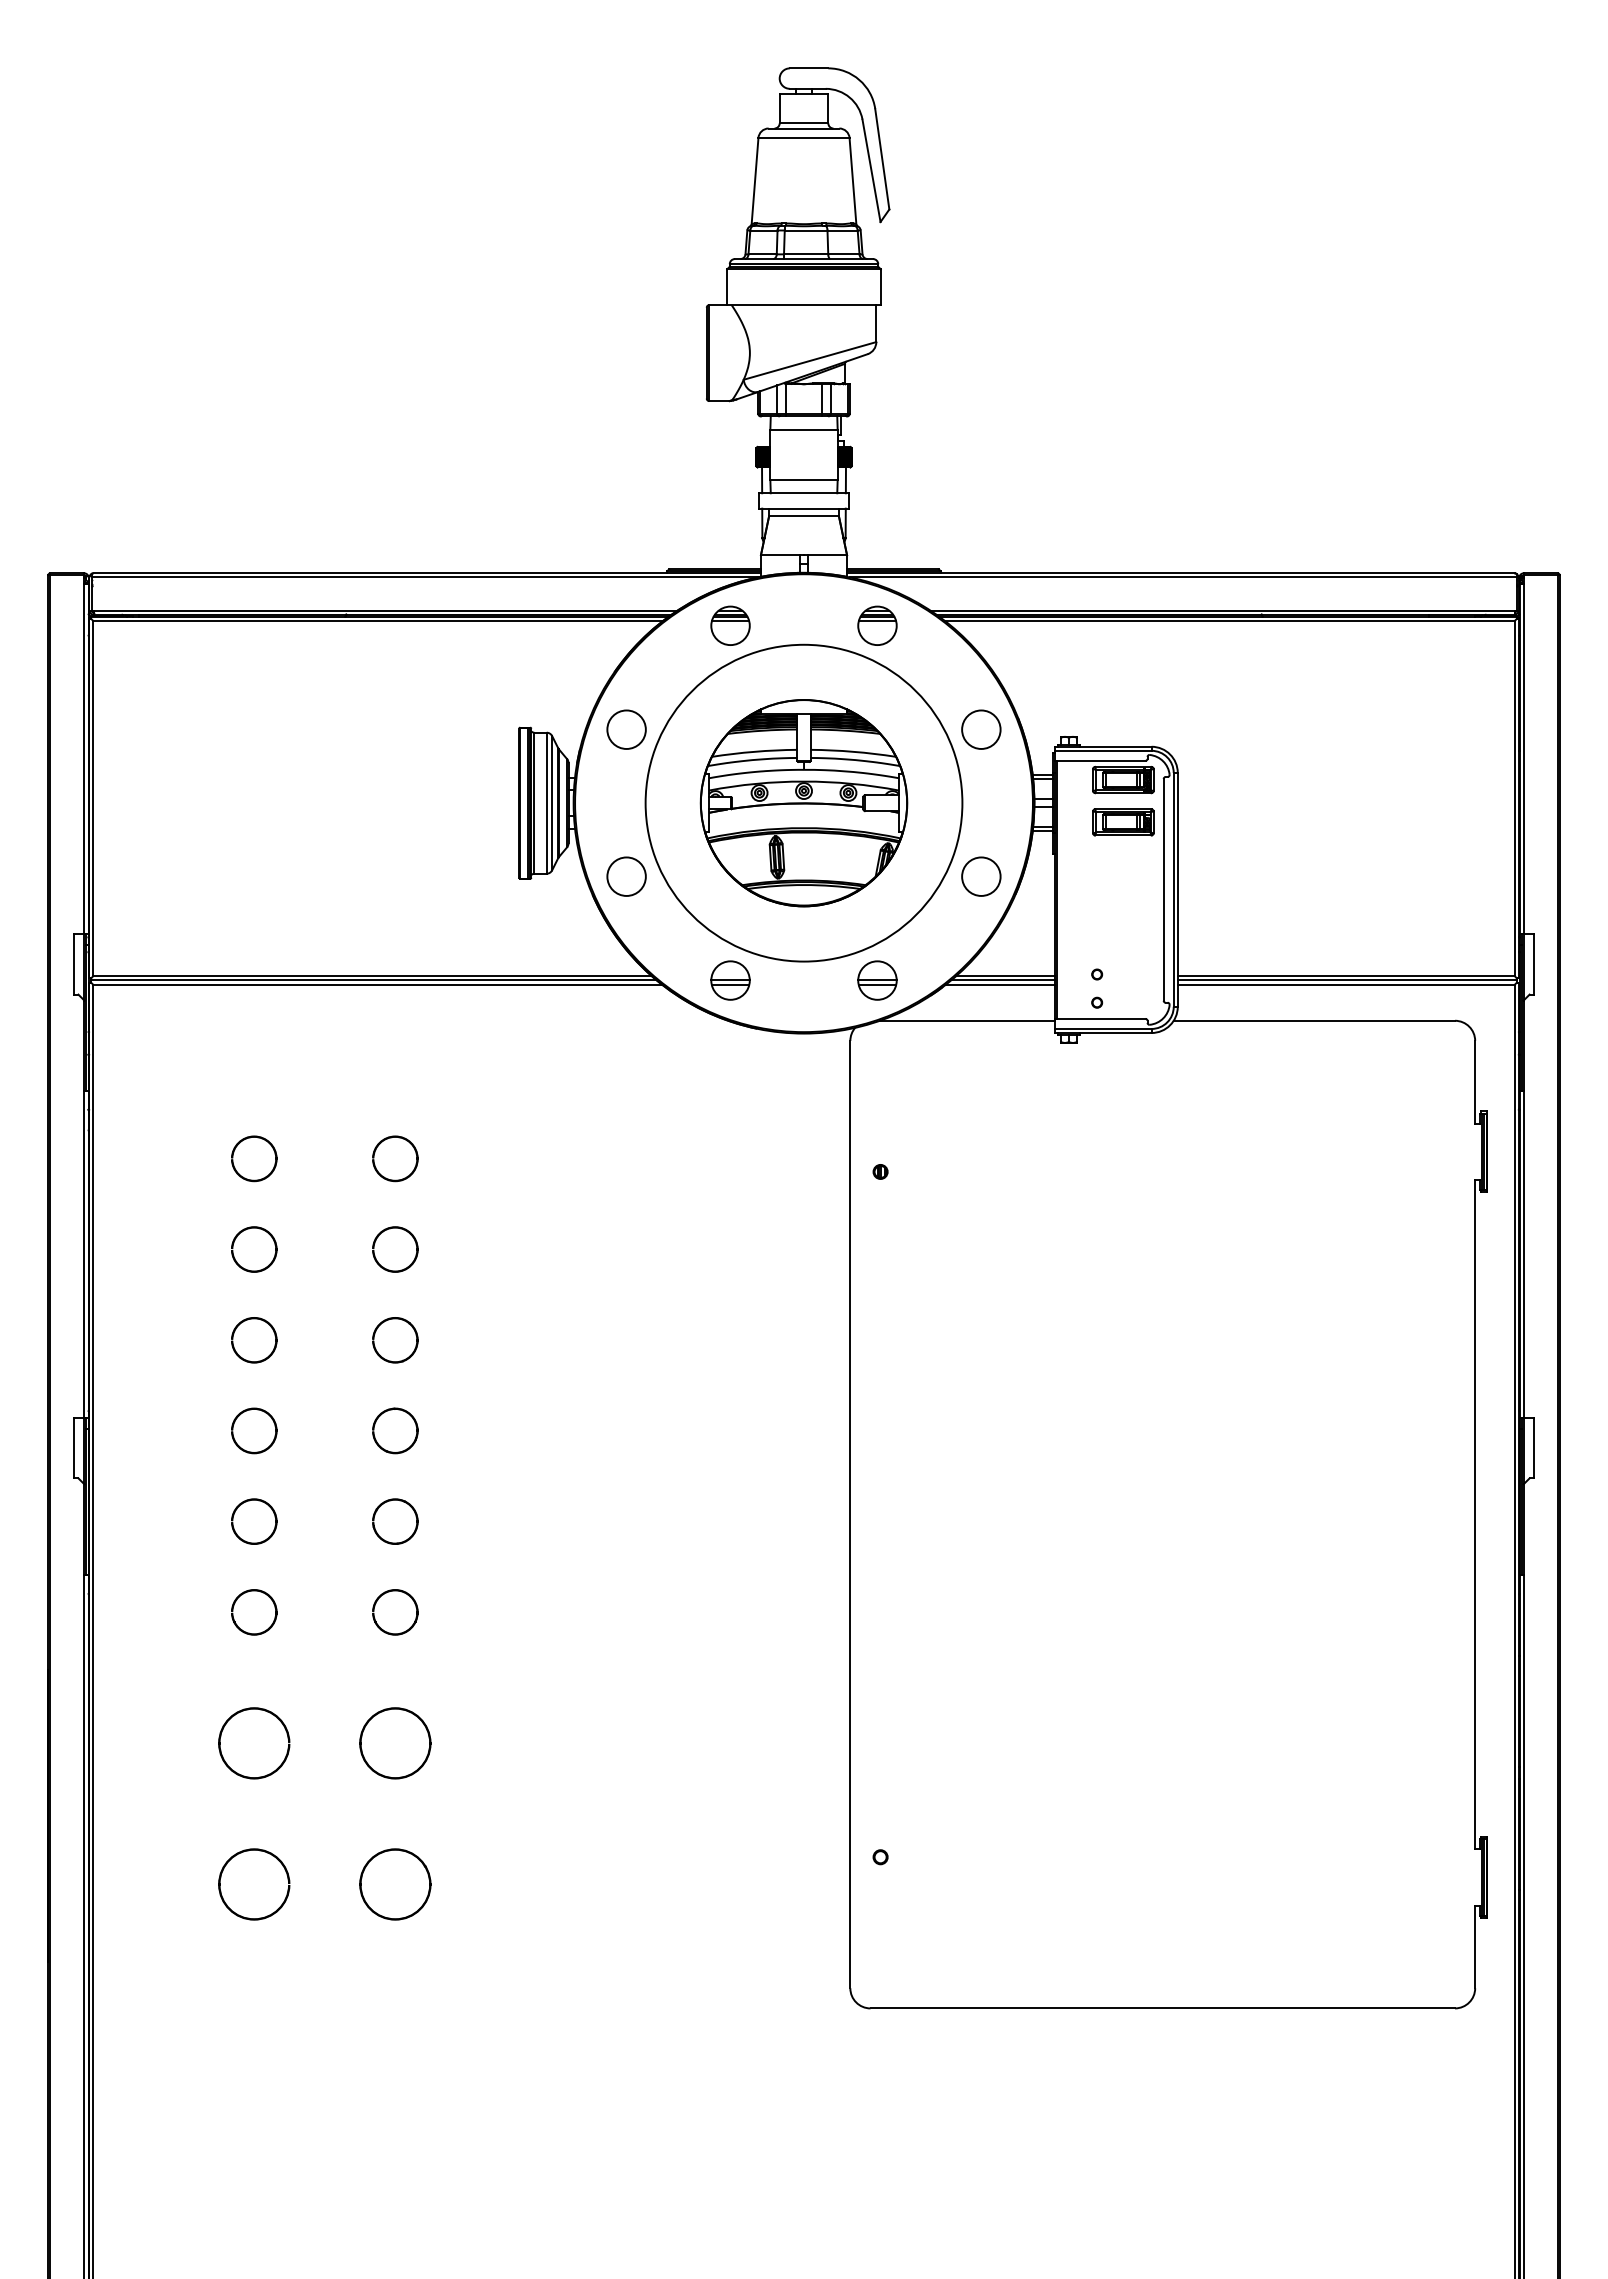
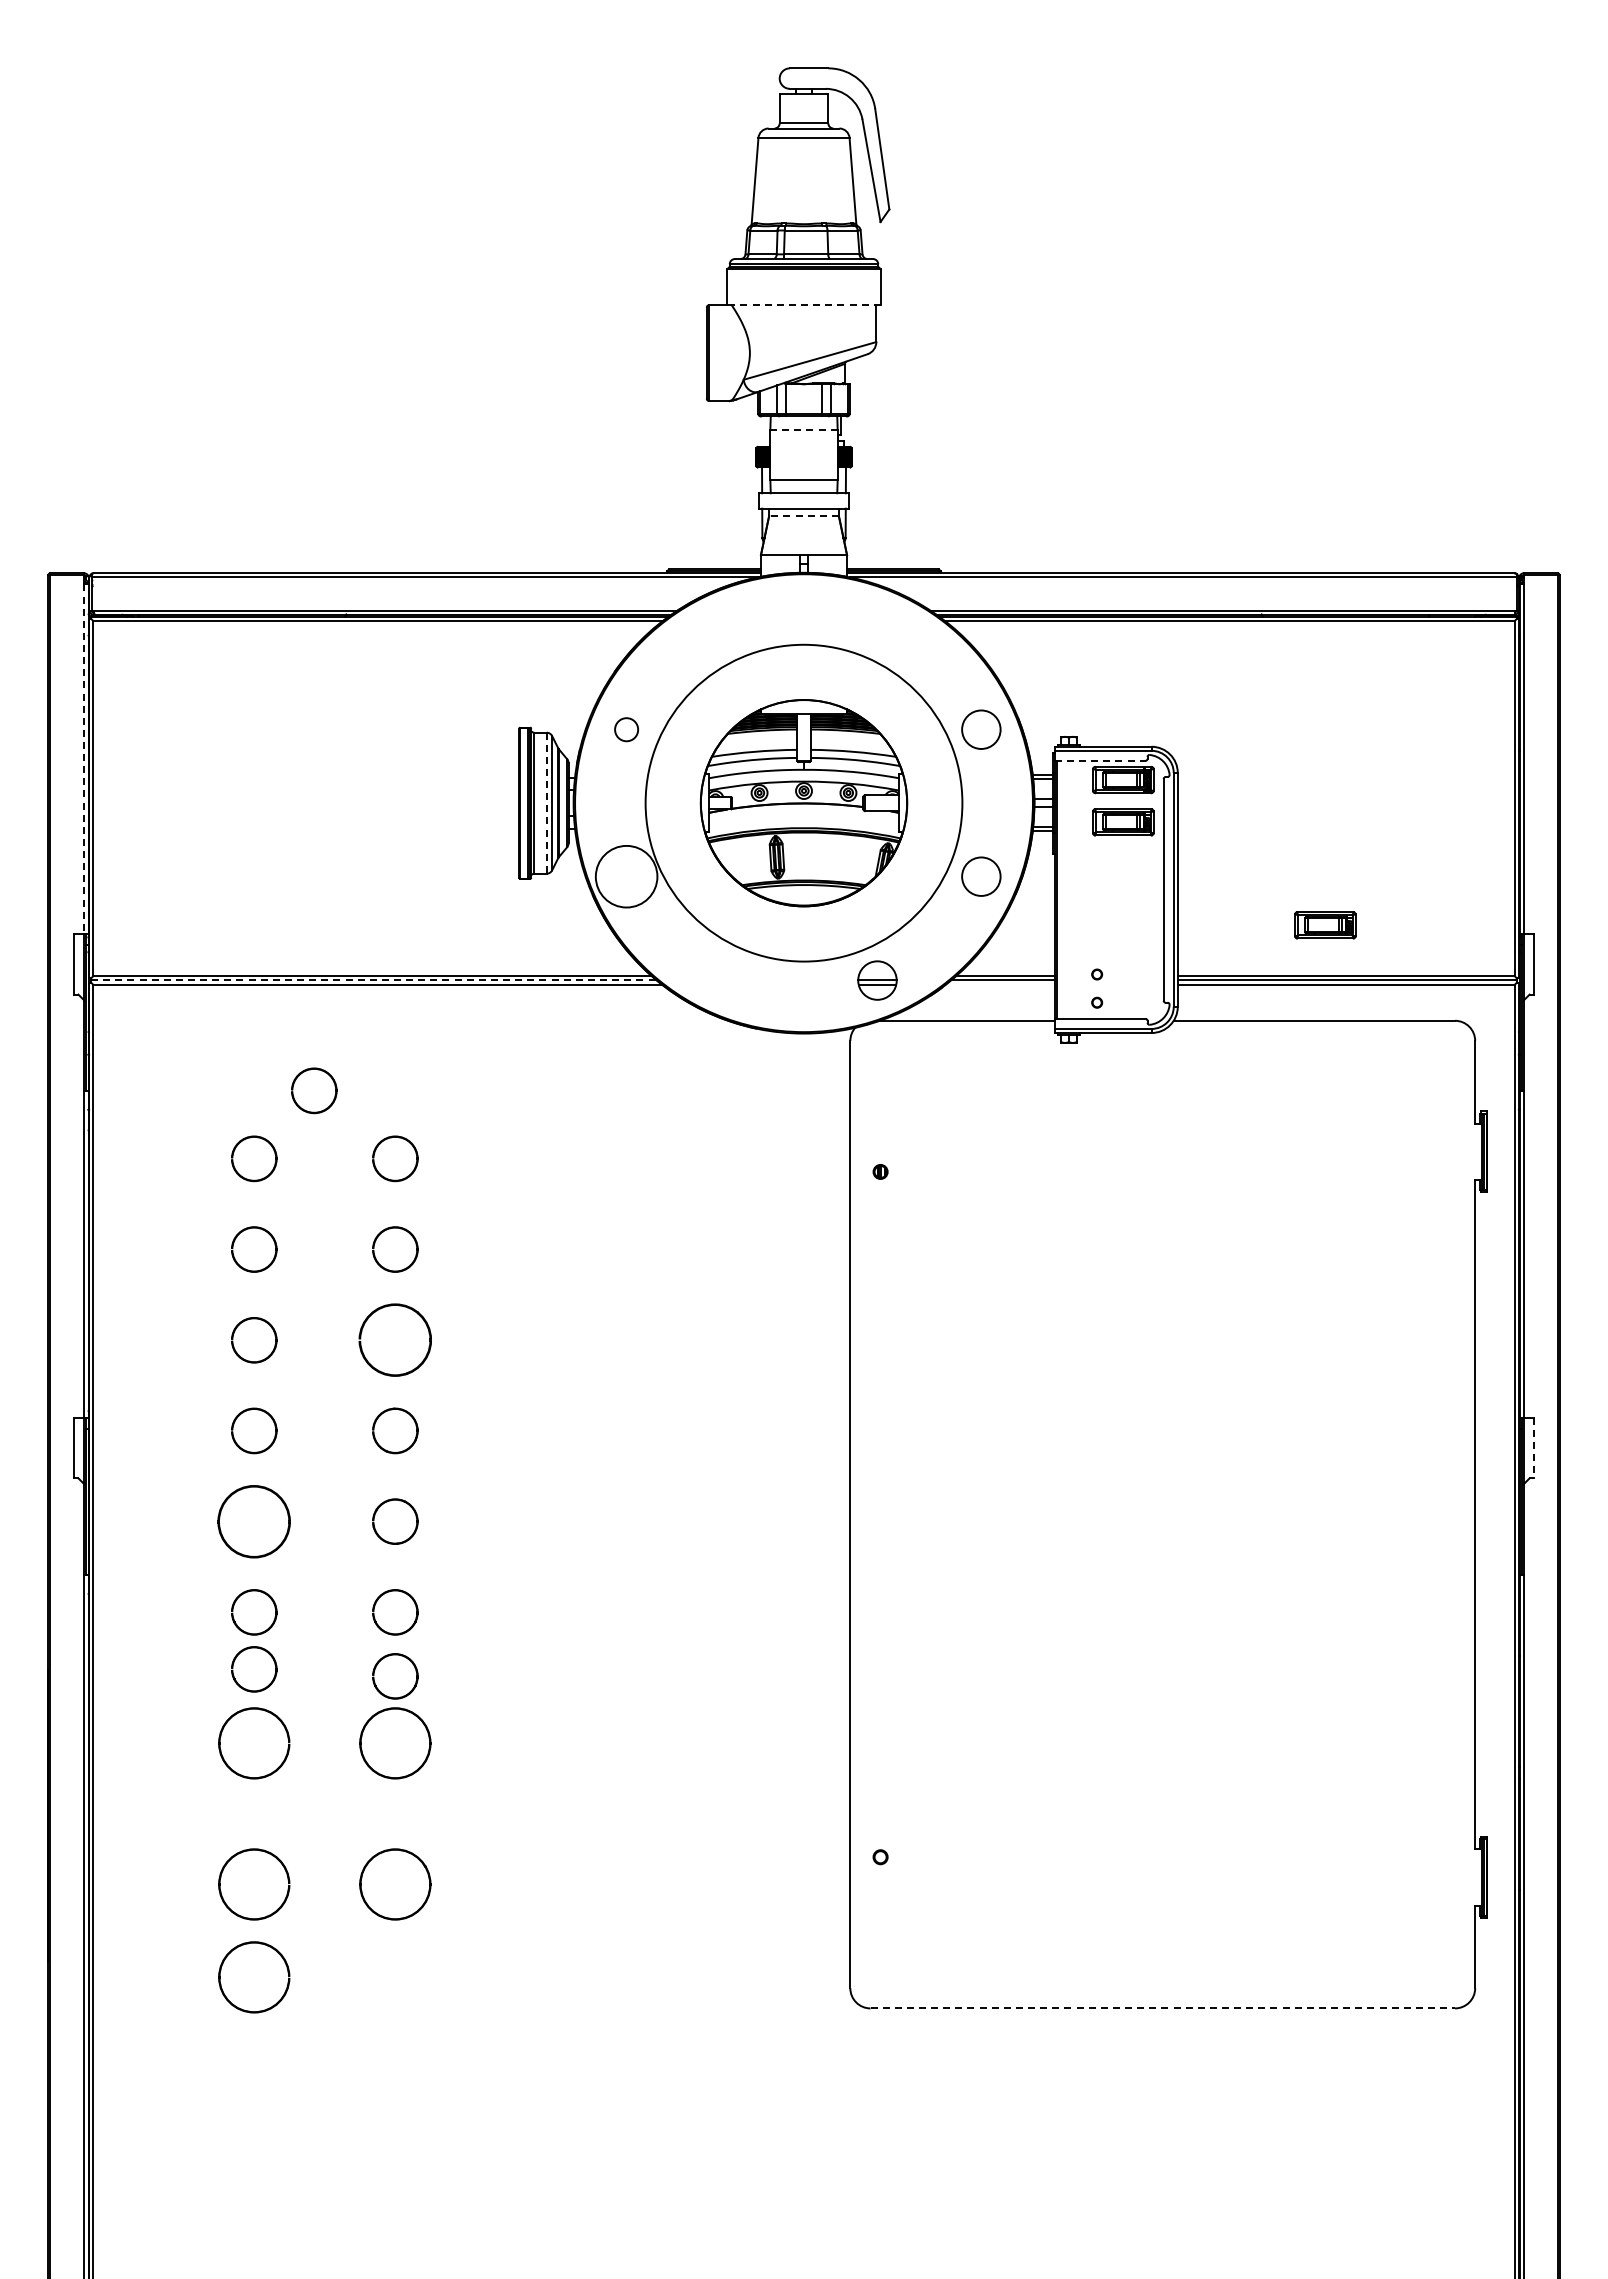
line: solid -> dashed (804, 305)
line: solid -> dashed (804, 429)
line: solid -> dashed (804, 516)
part: present -> none (730, 625)
part: present -> none (877, 625)
circle diameter: 38 px -> 23 px (626, 729)
line: solid -> dashed (84, 759)
line: solid -> dashed (1100, 760)
line: solid -> dashed (546, 803)
circle diameter: 38 px -> 62 px (626, 876)
part: none -> present (1325, 925)
line: solid -> dashed (373, 980)
part: present -> none (730, 980)
line: present -> none (1000, 984)
part: none -> present (314, 1090)
part size: 47x47 px -> 74x74 px (394, 1339)
line: solid -> dashed (1533, 1448)
part size: 47x47 px -> 74x74 px (253, 1521)
part: none -> present (254, 1669)
part: none -> present (395, 1676)
part: none -> present (254, 1977)
line: solid -> dashed (1163, 2008)
